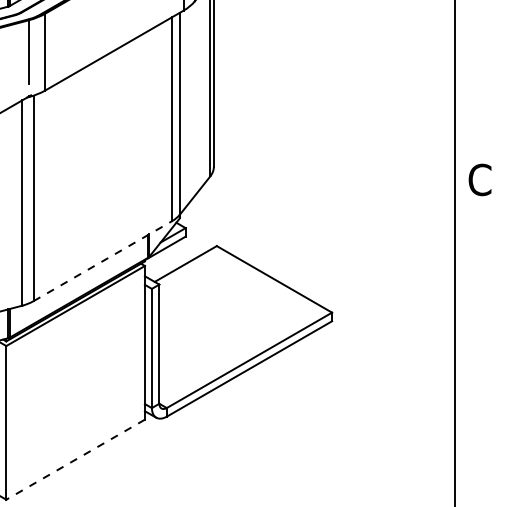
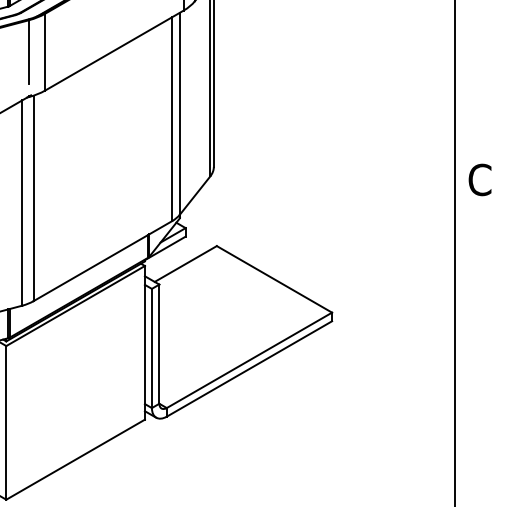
line: dashed -> solid (103, 260)
line: dashed -> solid (75, 459)
